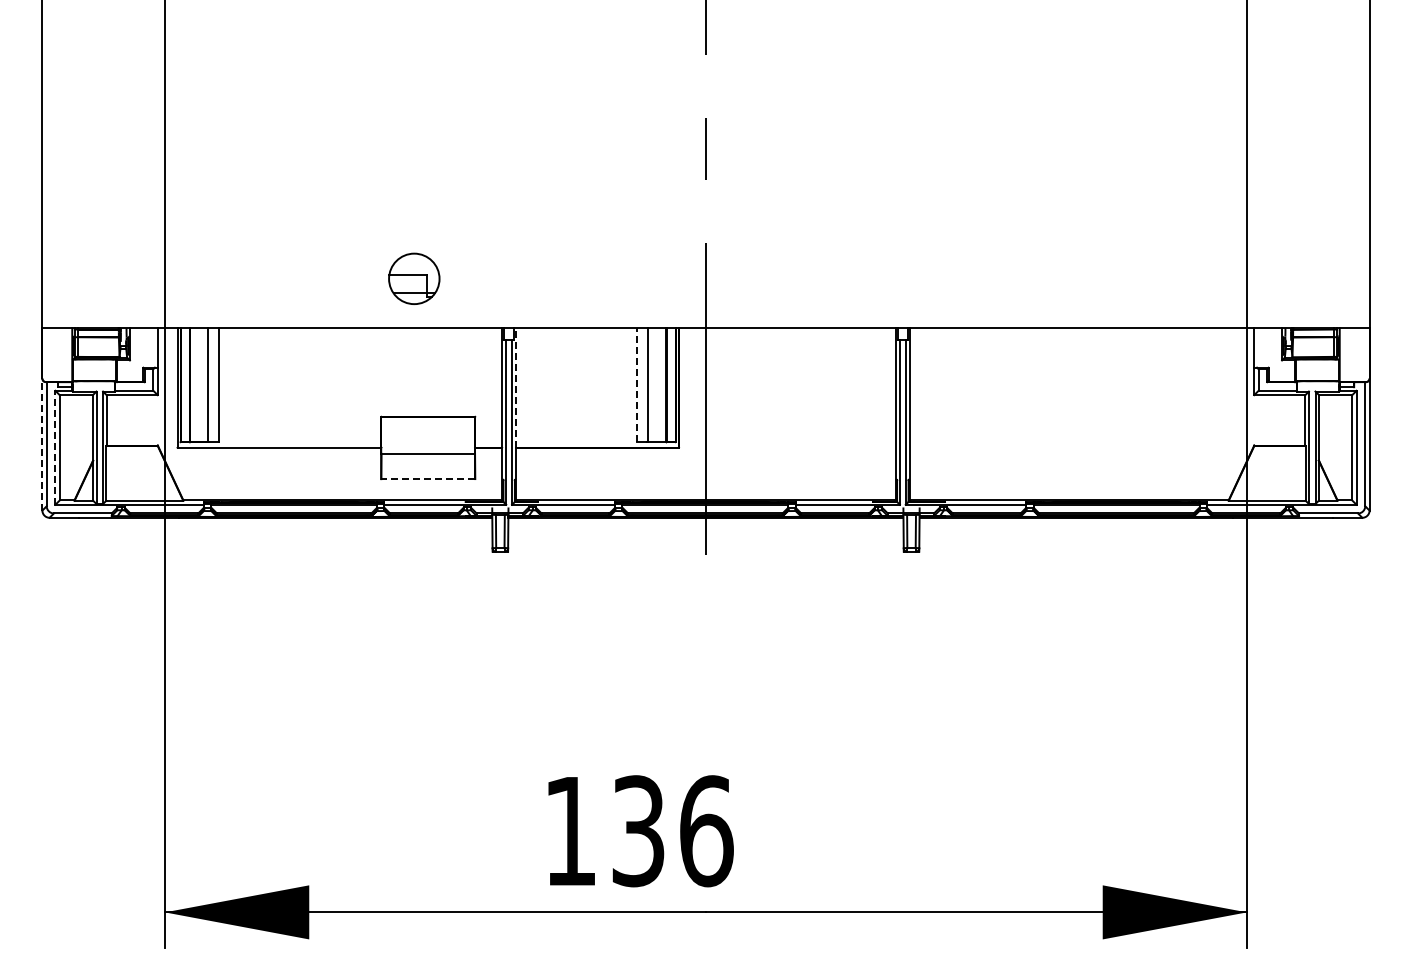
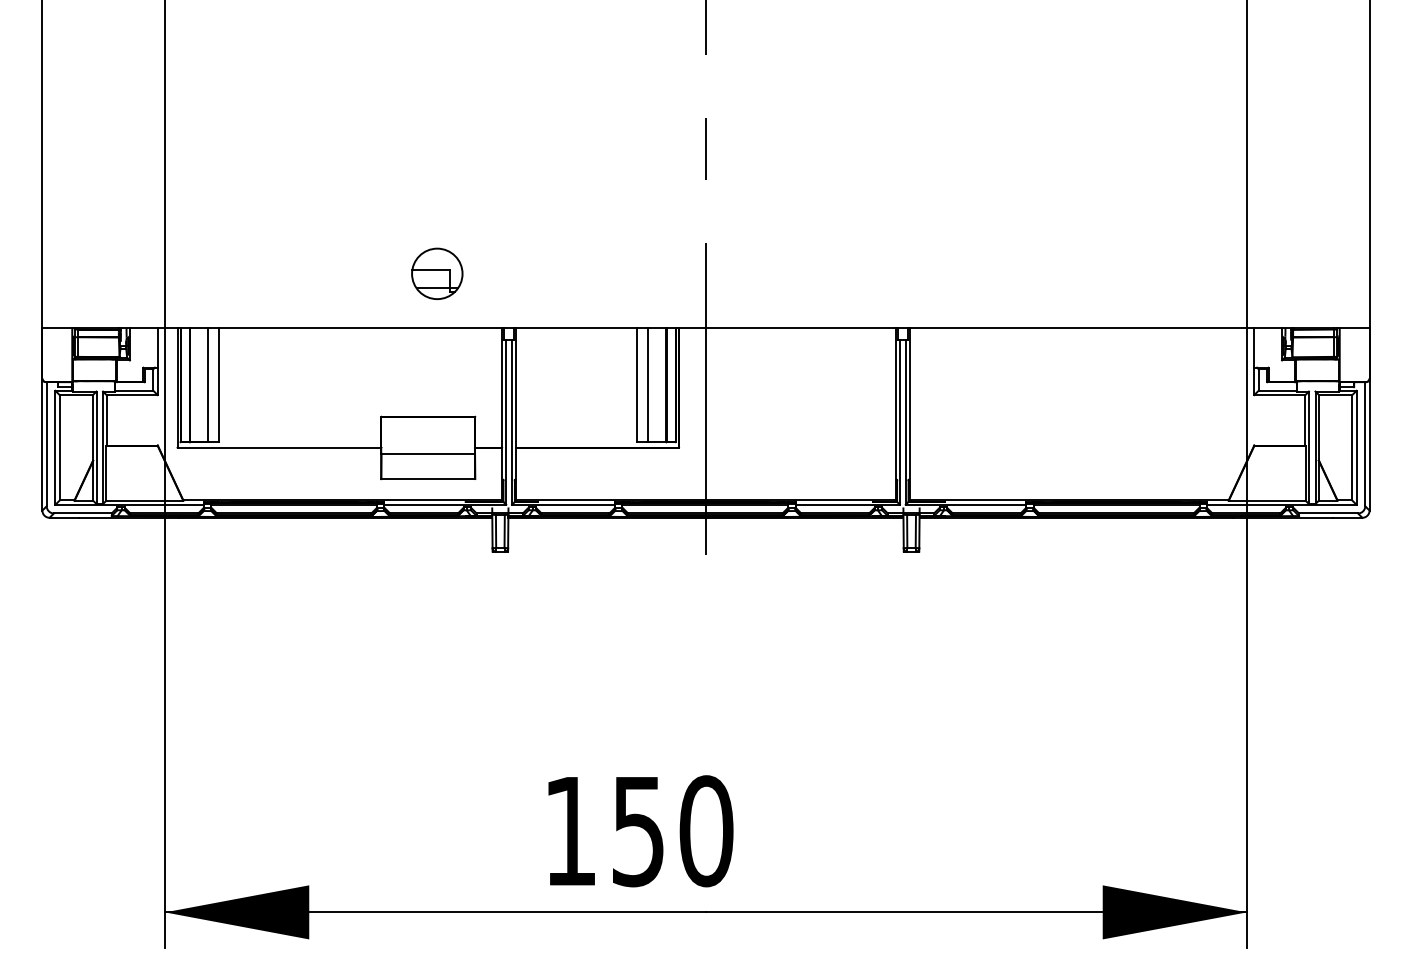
part position: (414, 278) -> (437, 273) (437, 273)
line: dashed -> solid (637, 384)
line: dashed -> solid (516, 387)
line: dashed -> solid (42, 444)
line: dashed -> solid (55, 447)
line: dashed -> solid (427, 479)
text: 136 -> 150 (672, 831)
